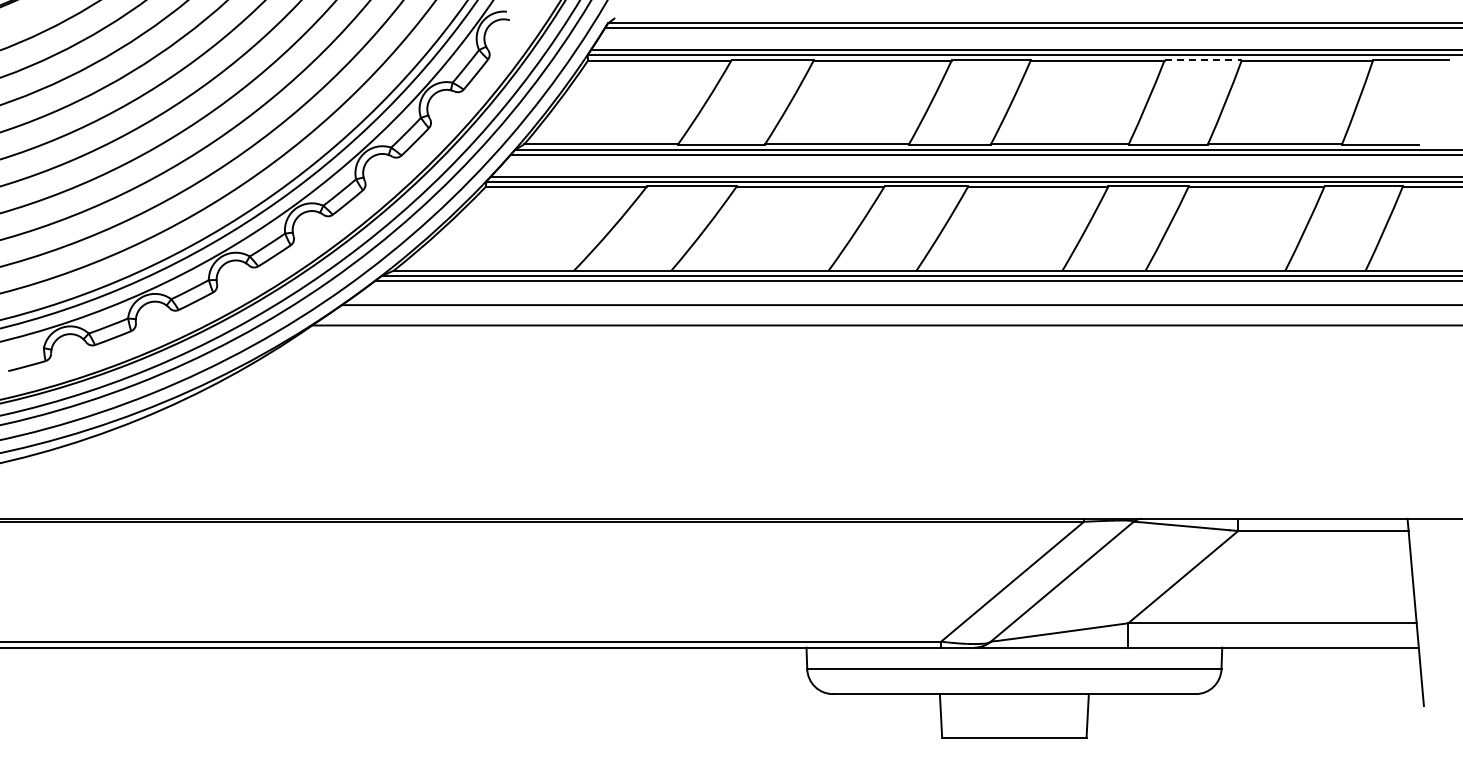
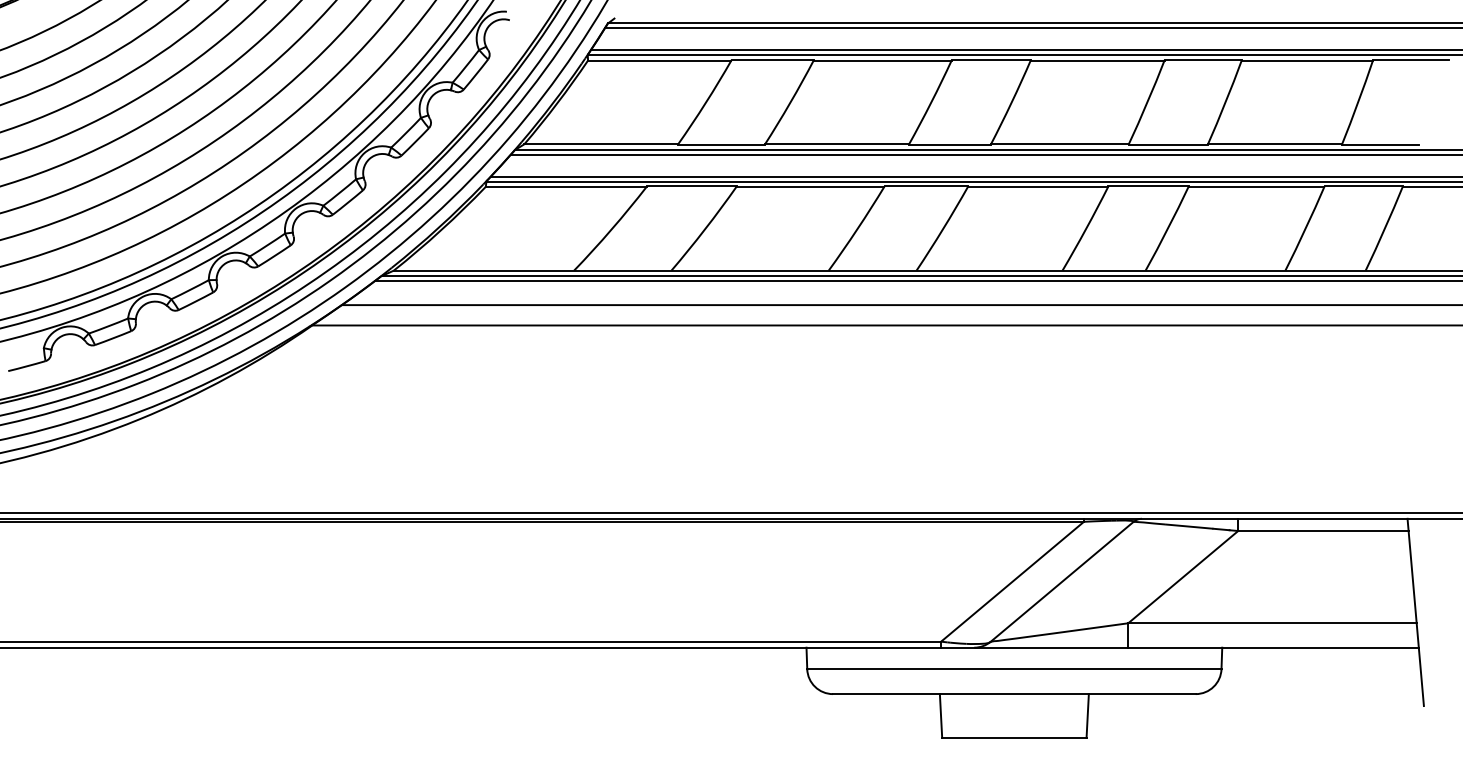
line: dashed -> solid (1203, 60)
line: none -> present (730, 513)
